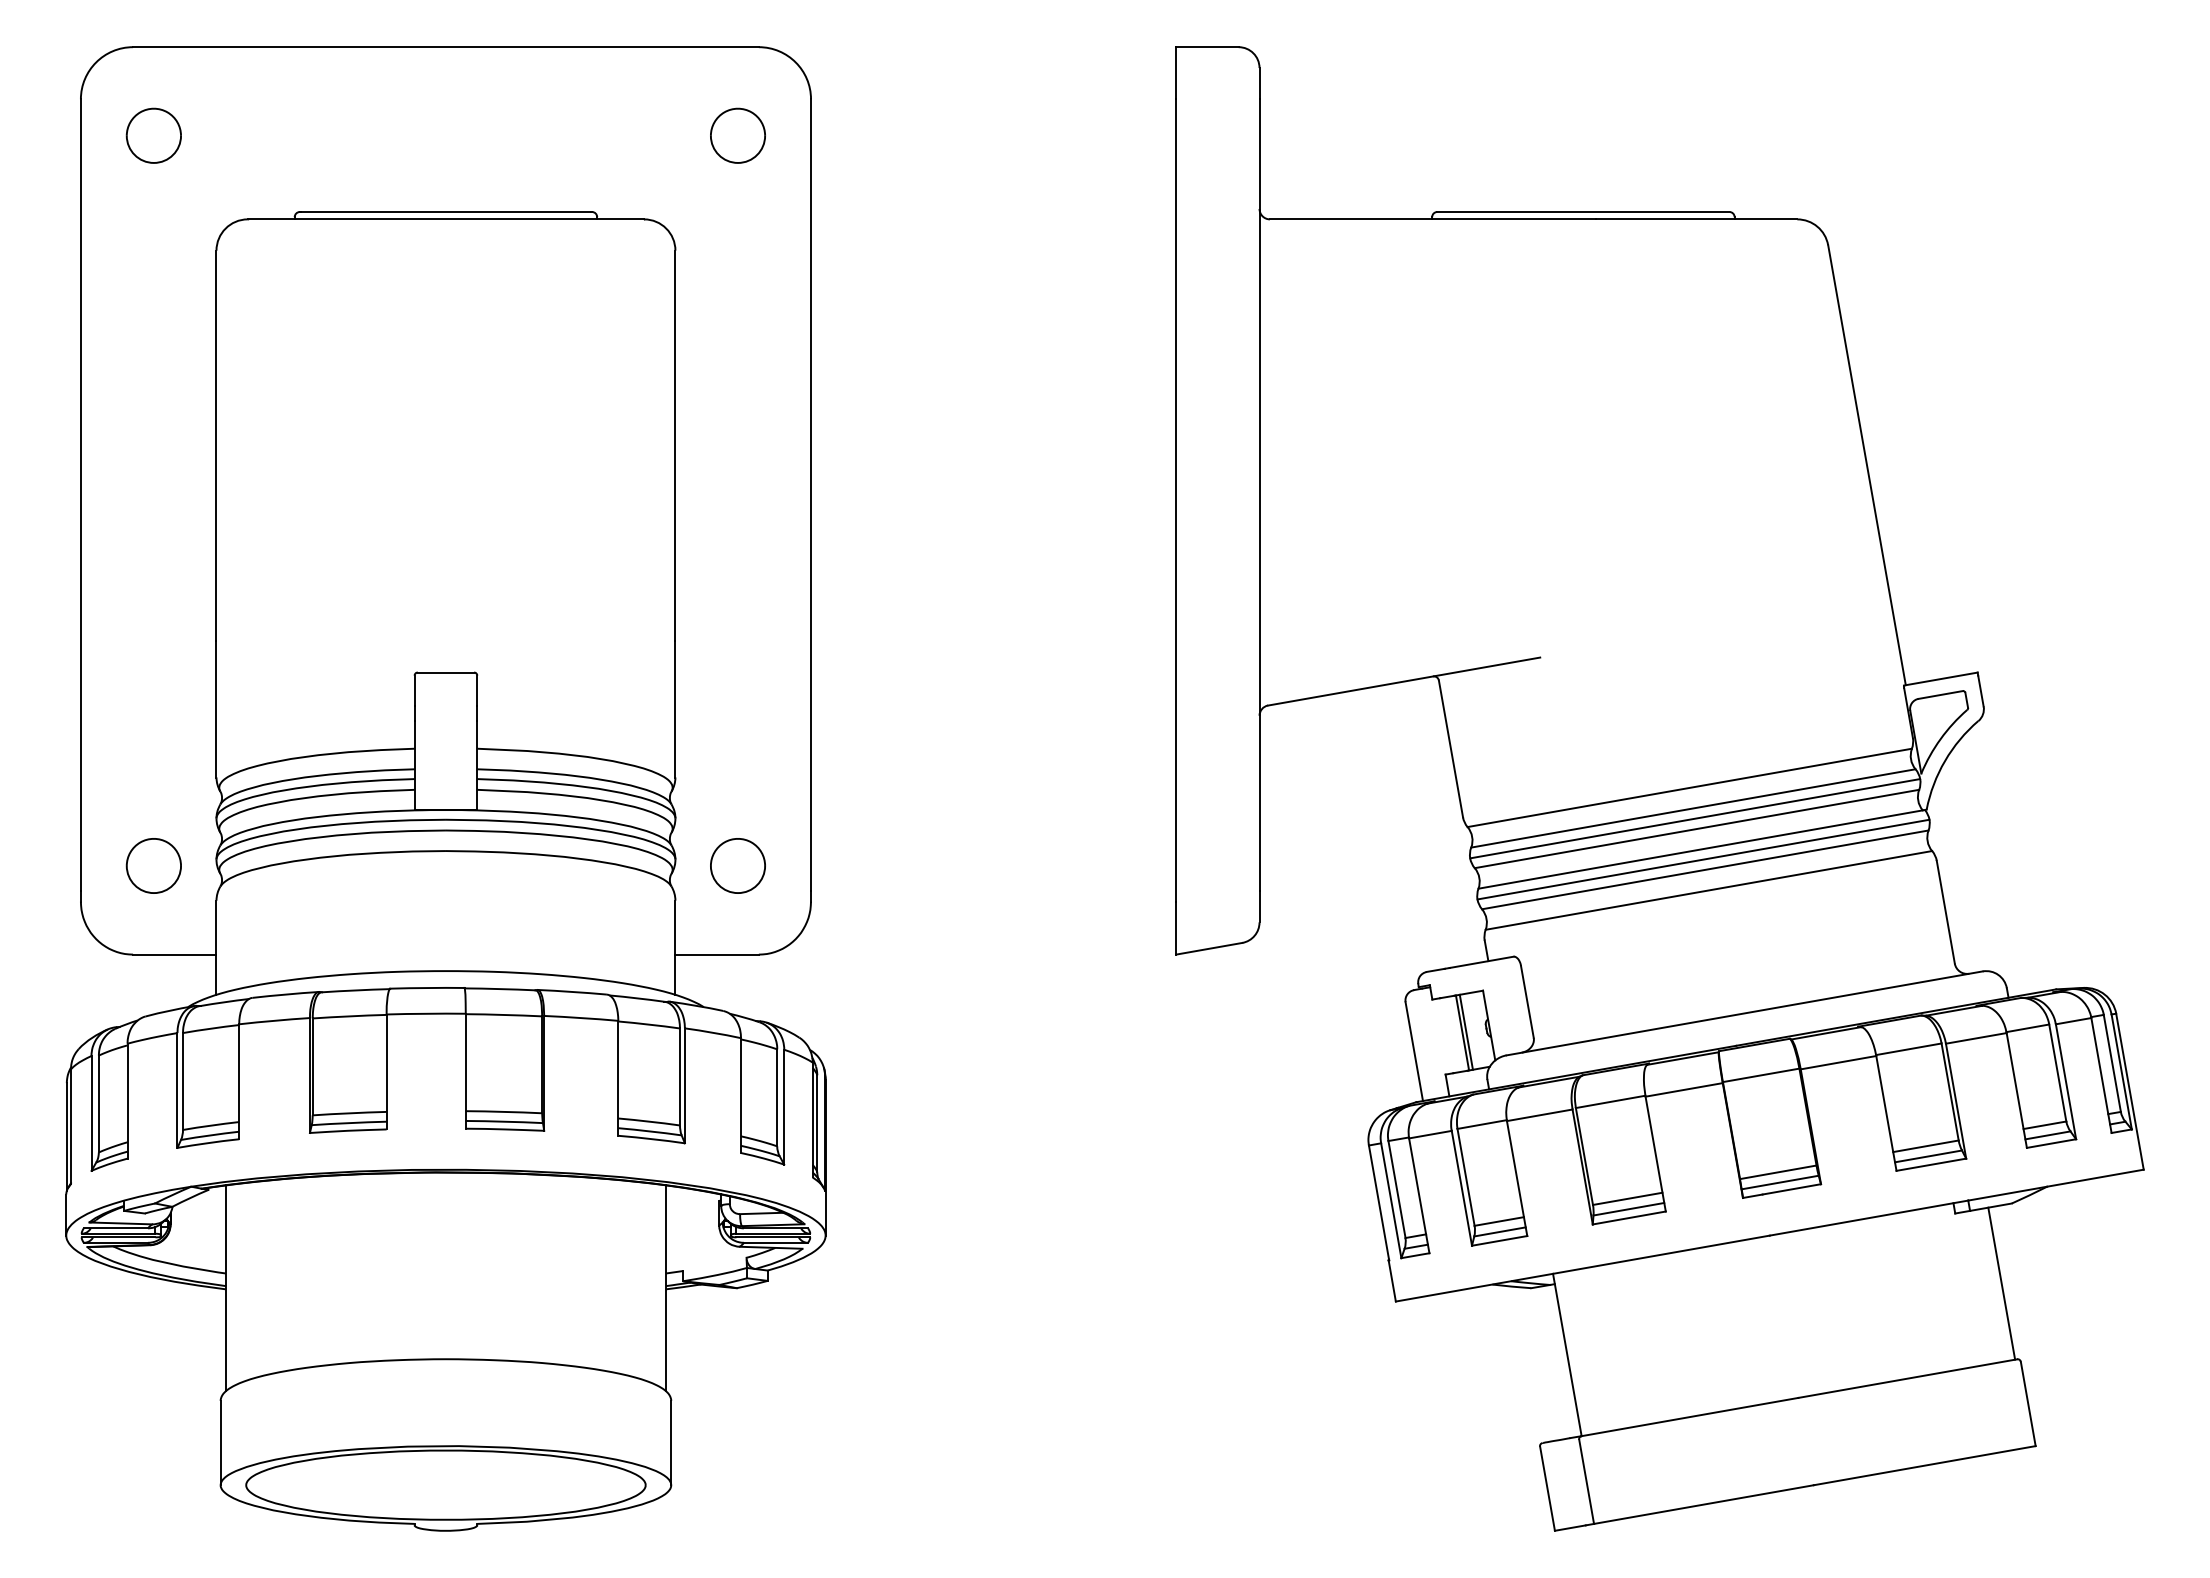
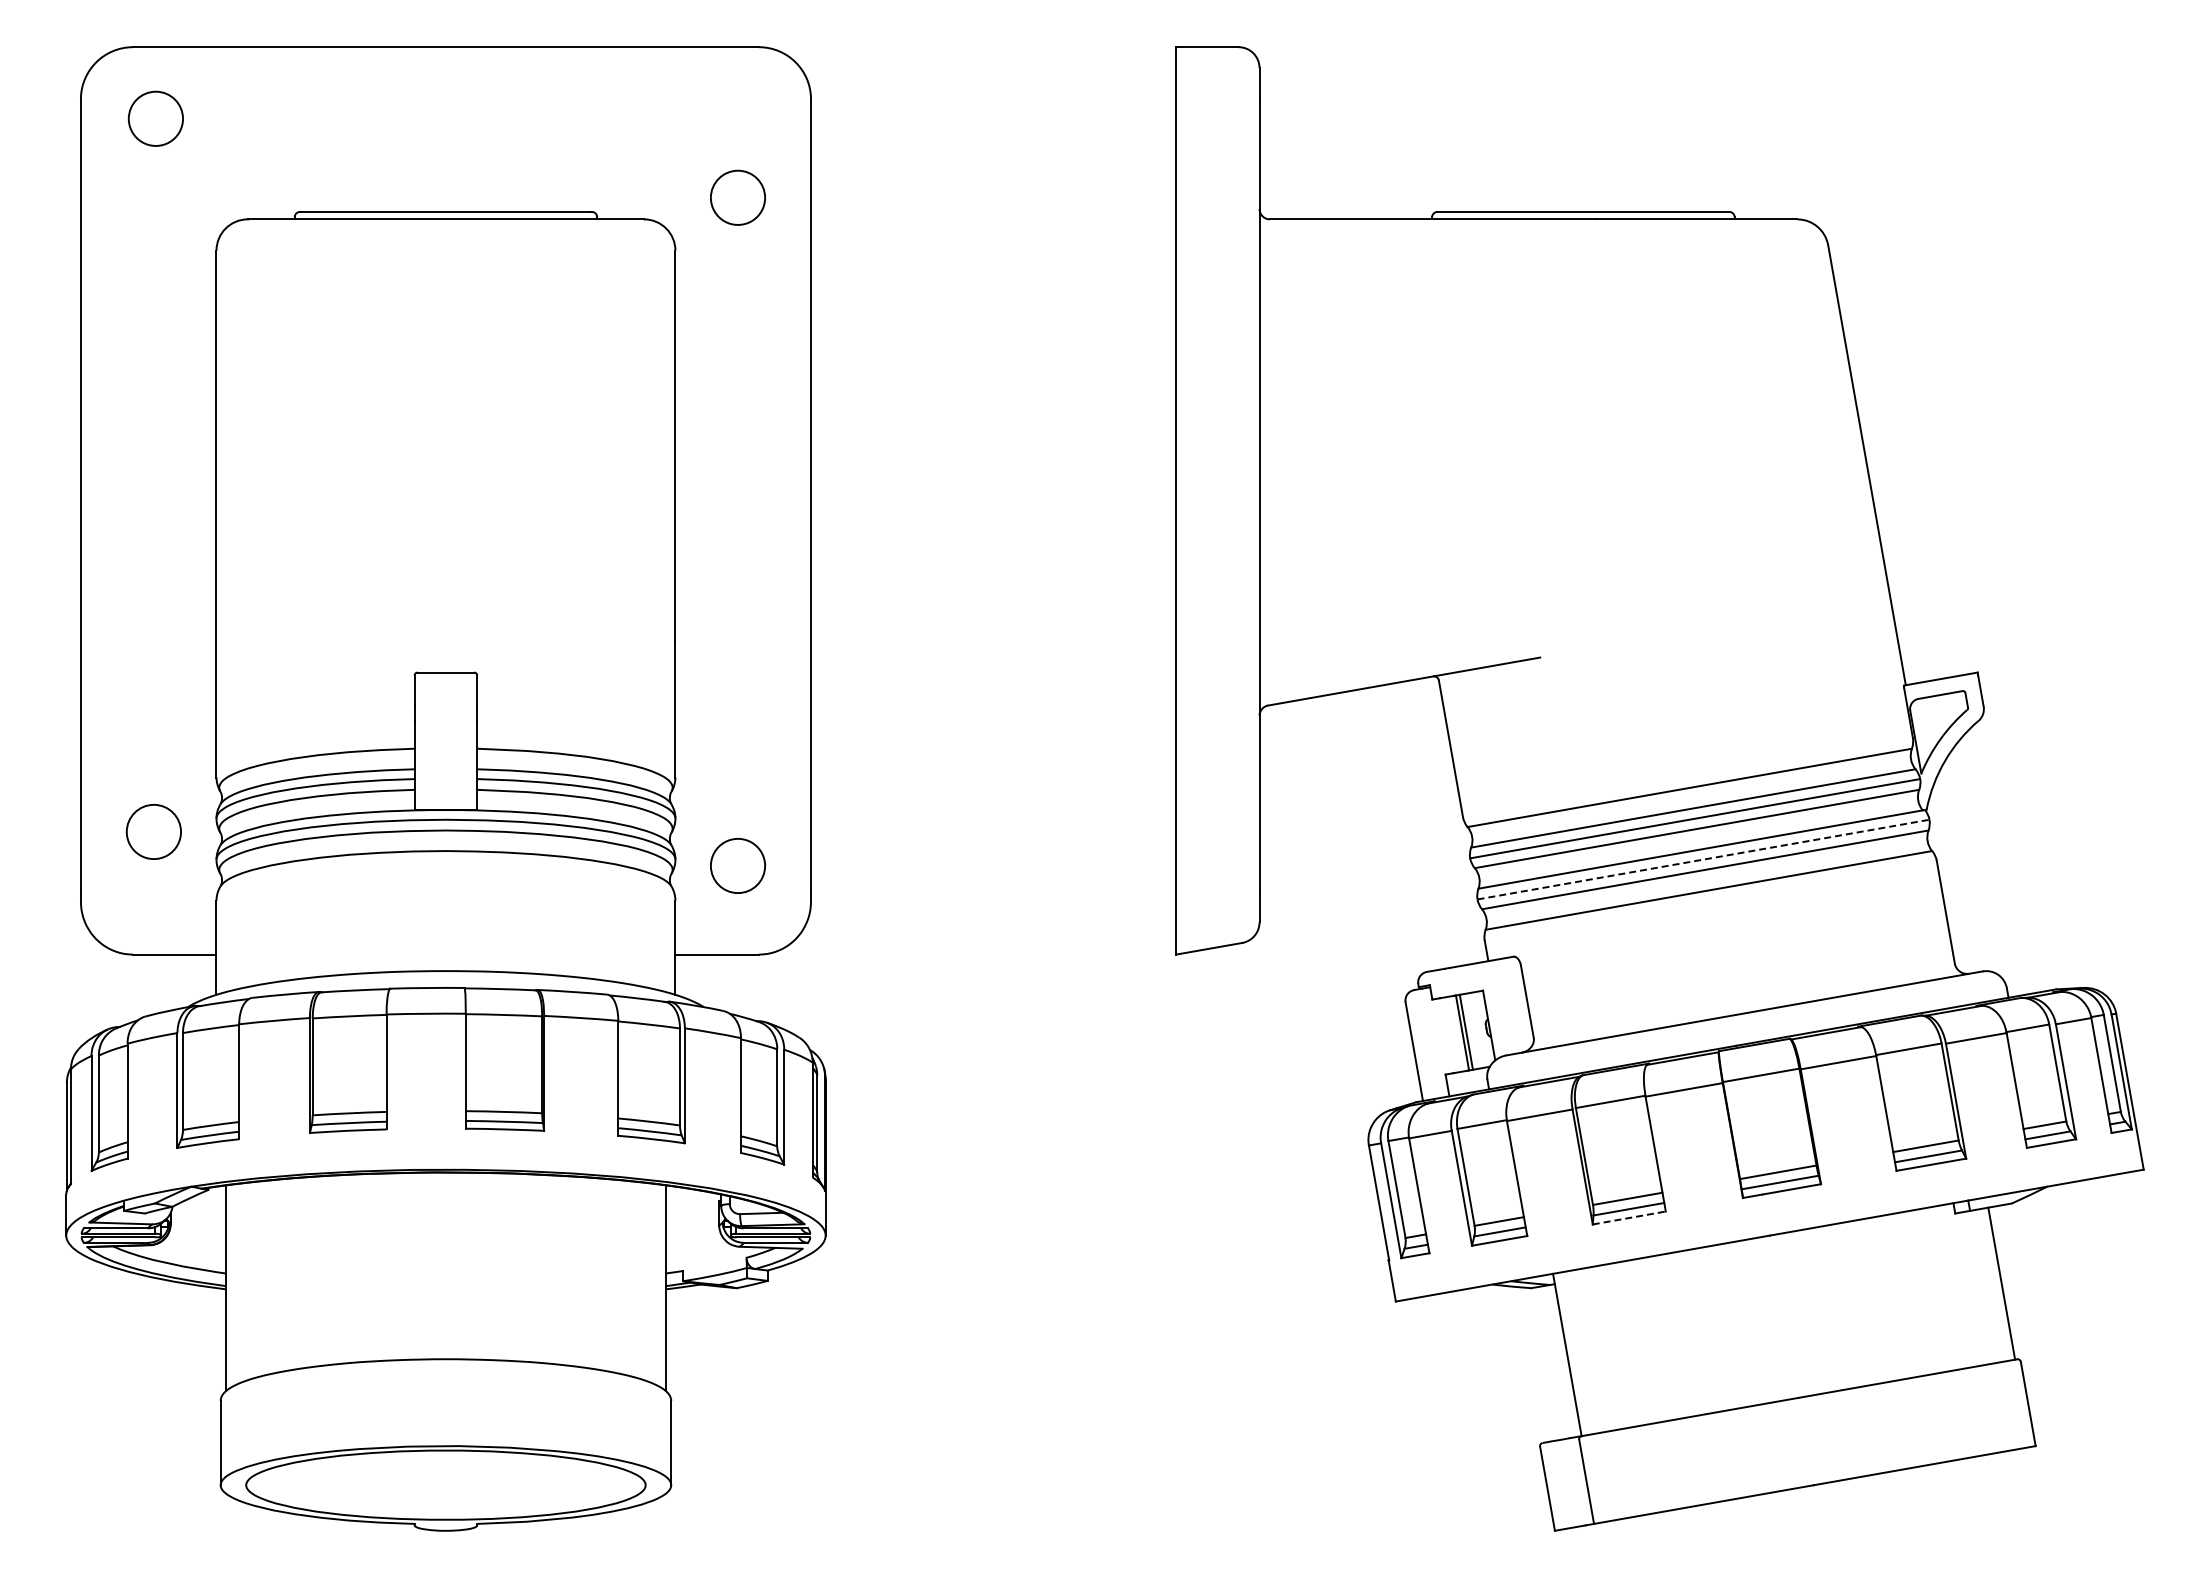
part position: (153, 135) -> (155, 118) (155, 118)
part position: (737, 135) -> (737, 197) (737, 197)
line: solid -> dashed (1704, 859)
part position: (153, 865) -> (153, 831) (153, 831)
line: solid -> dashed (1629, 1217)
